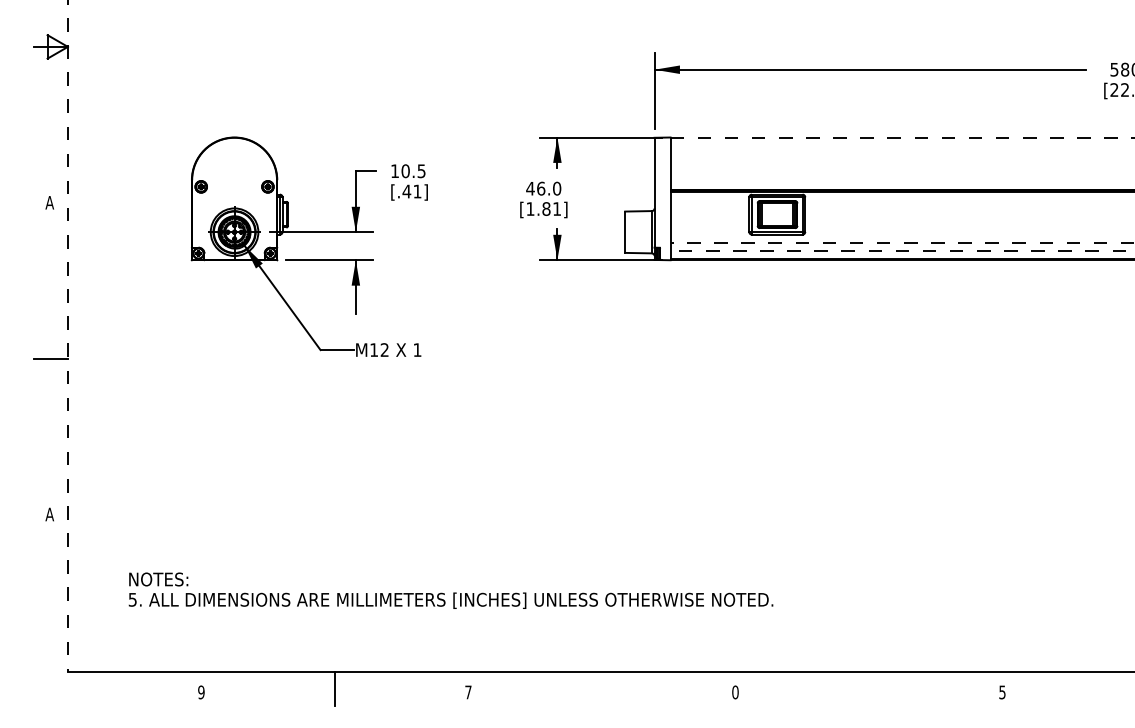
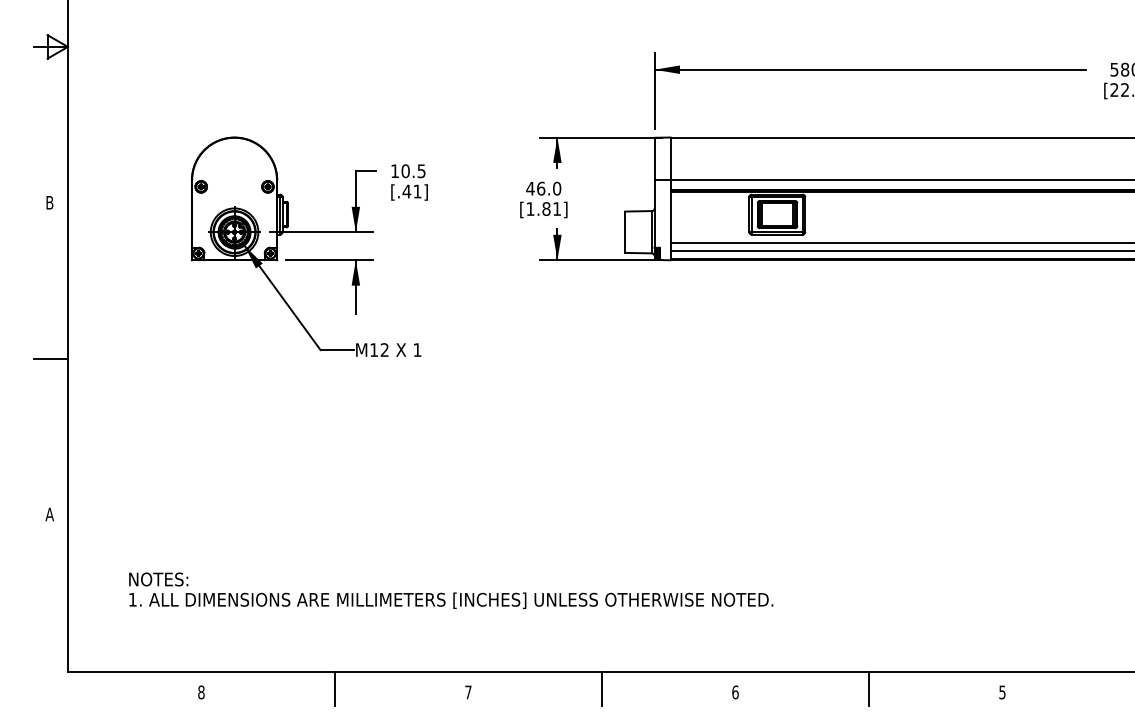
line: dashed -> solid (903, 137)
line: none -> present (892, 180)
text: A -> B (49, 202)
line: dashed -> solid (902, 243)
line: dashed -> solid (902, 250)
line: dashed -> solid (67, 336)
text: 5. -> 1. (132, 599)
line: none -> present (601, 689)
line: none -> present (869, 689)
text: 9 -> 8 (201, 692)
text: 0 -> 6 (735, 692)
